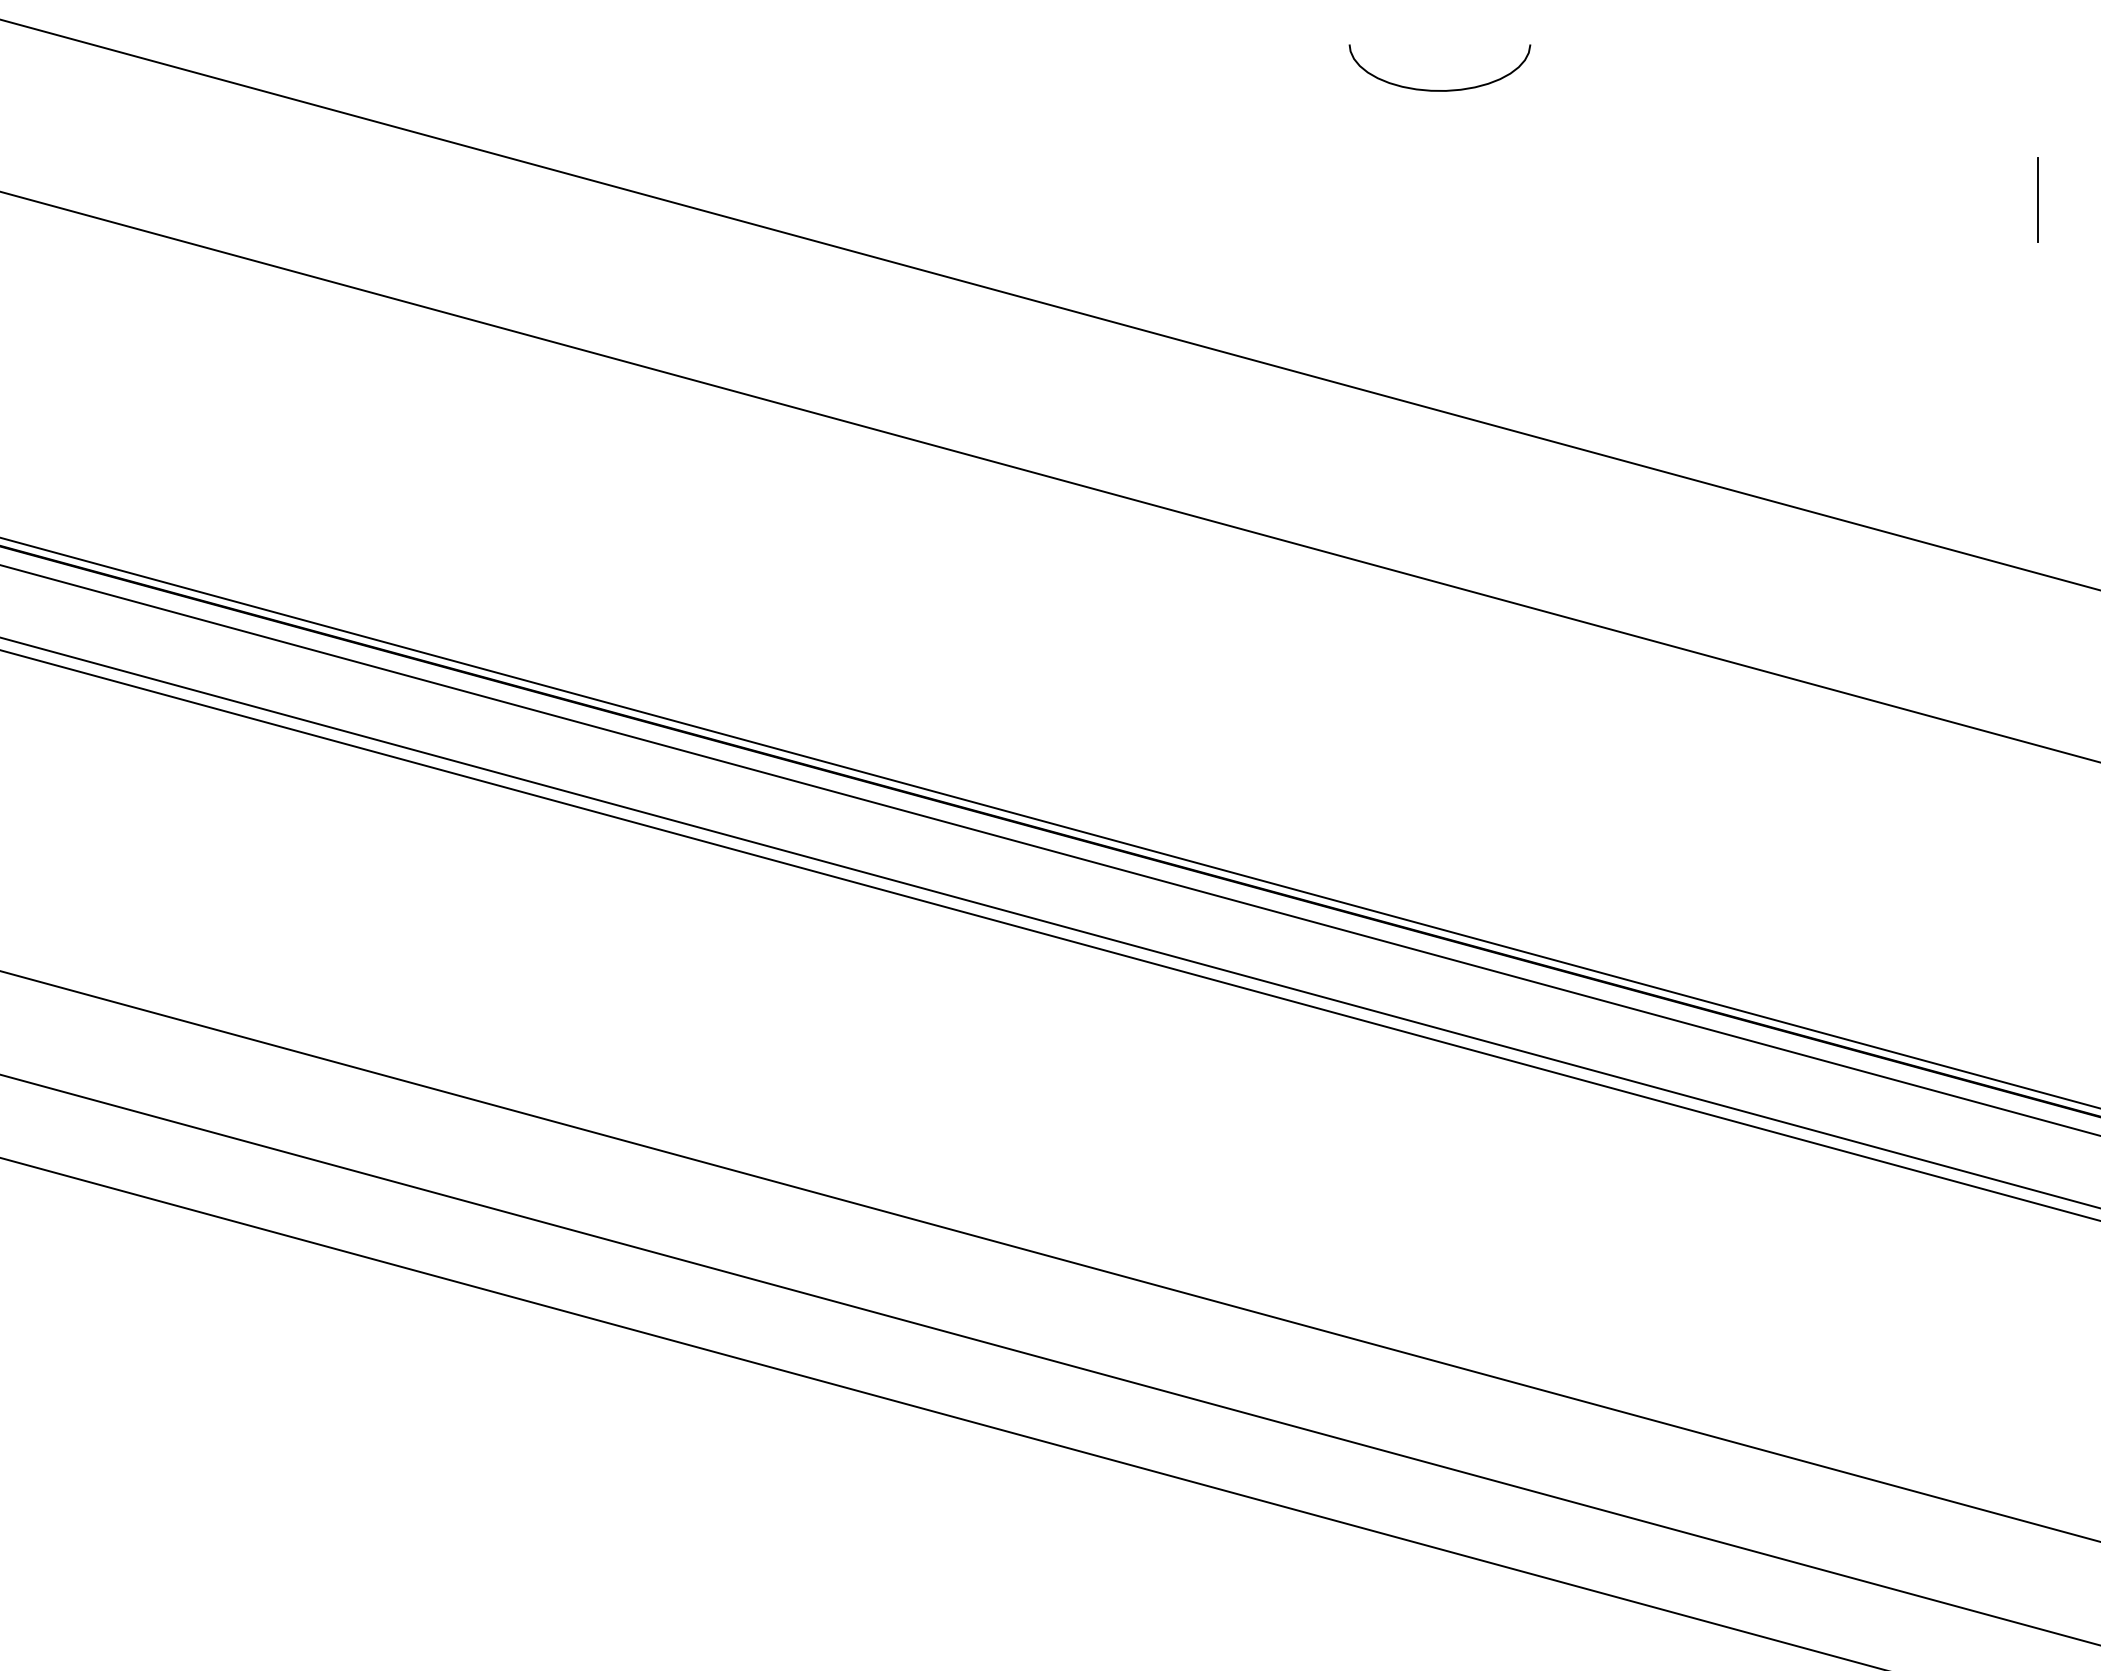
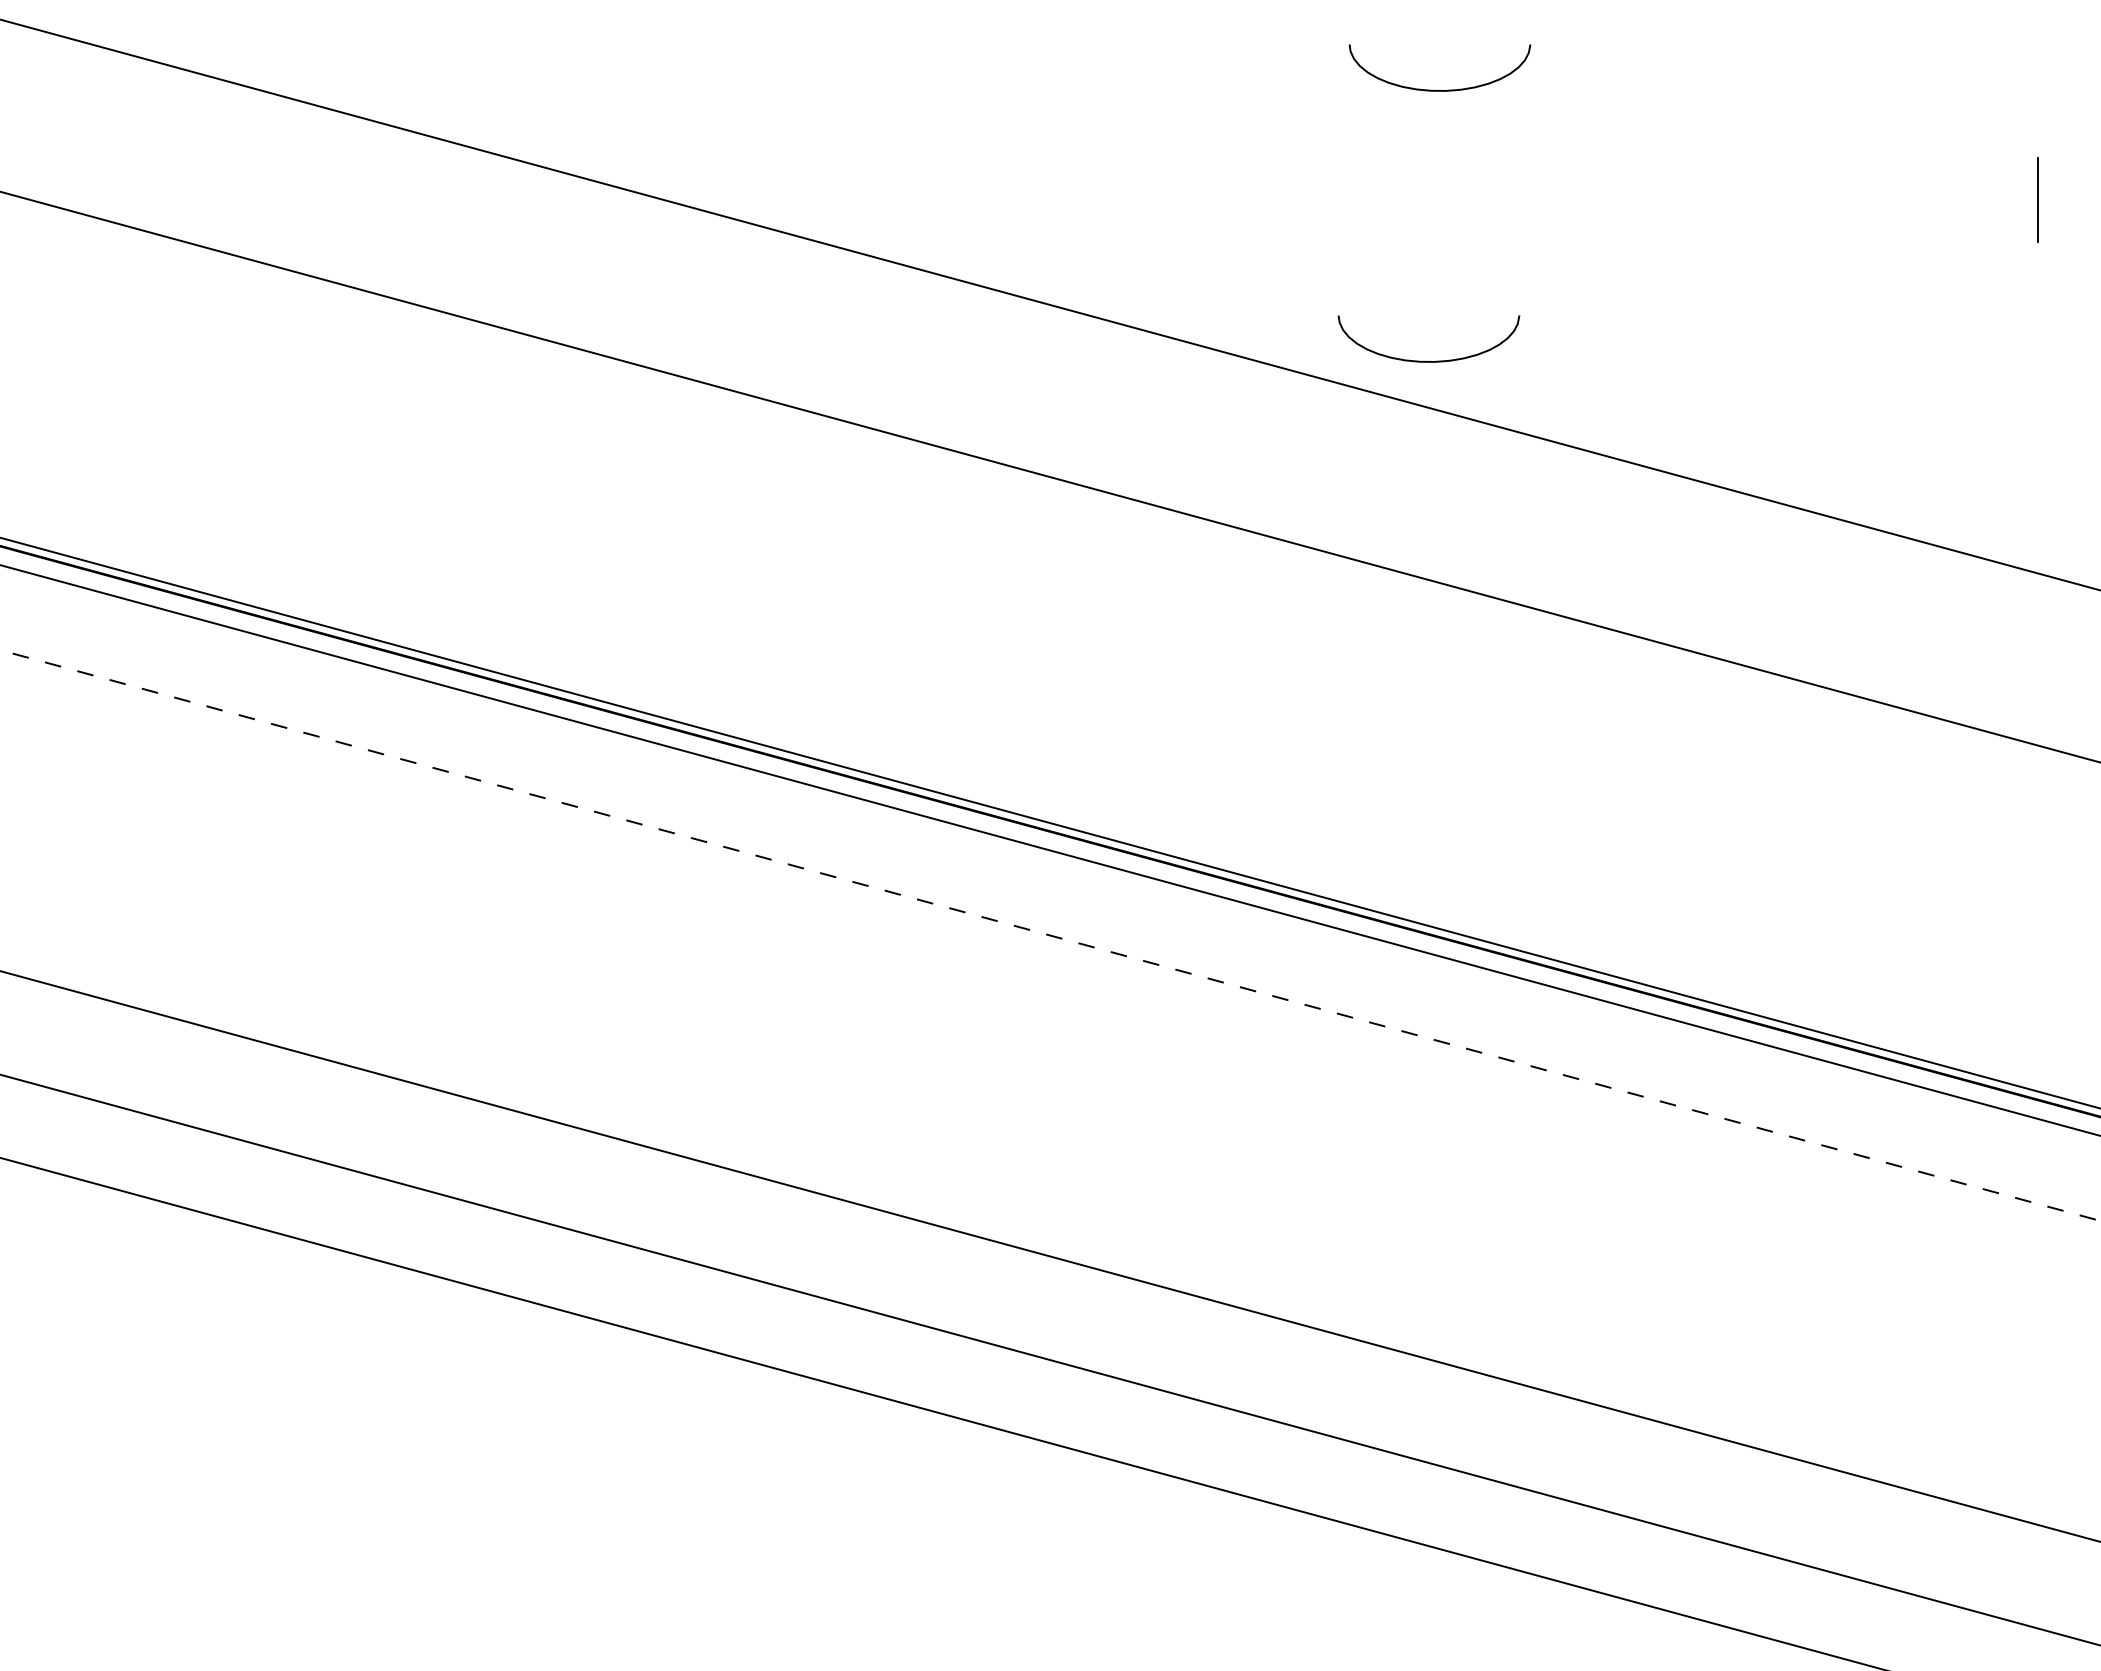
curve: none -> present (1423, 360)
line: present -> none (1049, 922)
line: solid -> dashed (1050, 935)
